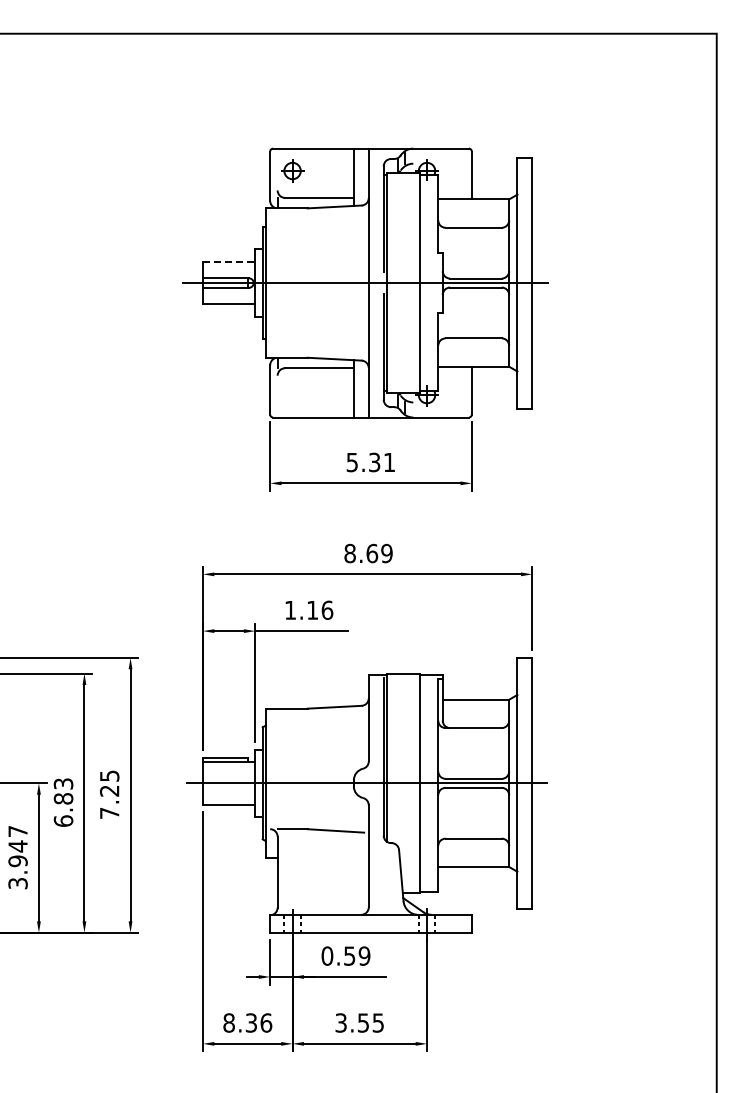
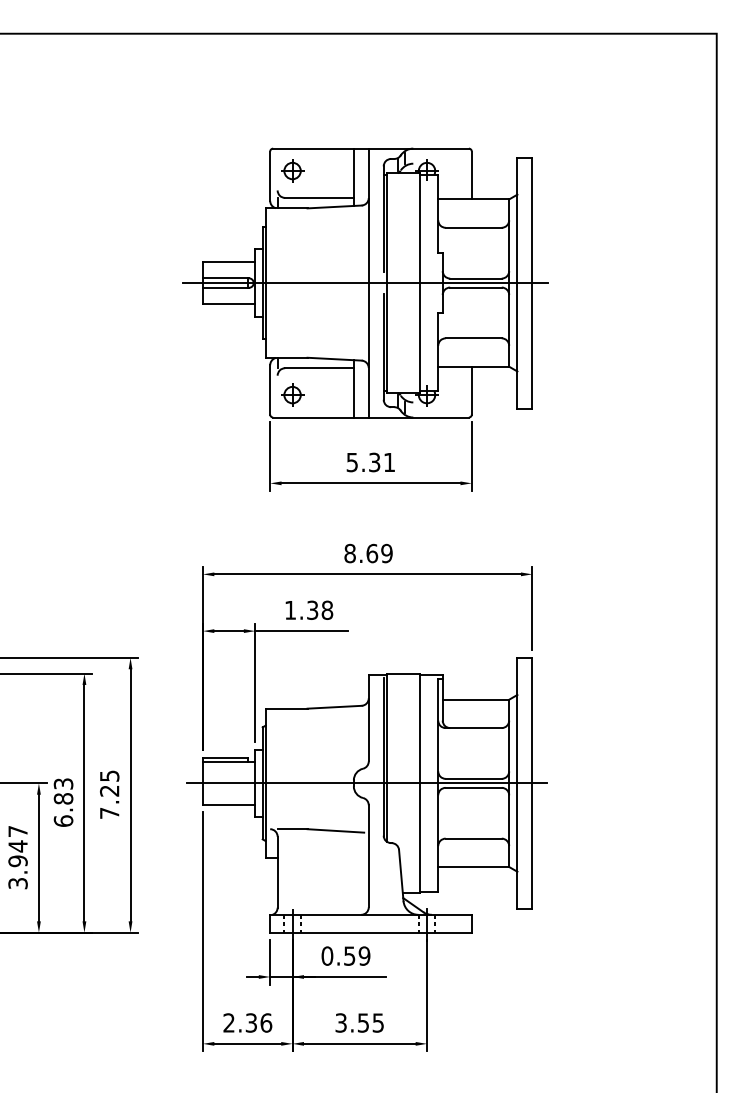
line: dashed -> solid (229, 261)
part: none -> present (292, 394)
text: 1.16 -> 1.38 (320, 609)
text: 8.36 -> 2.36 (228, 1022)
